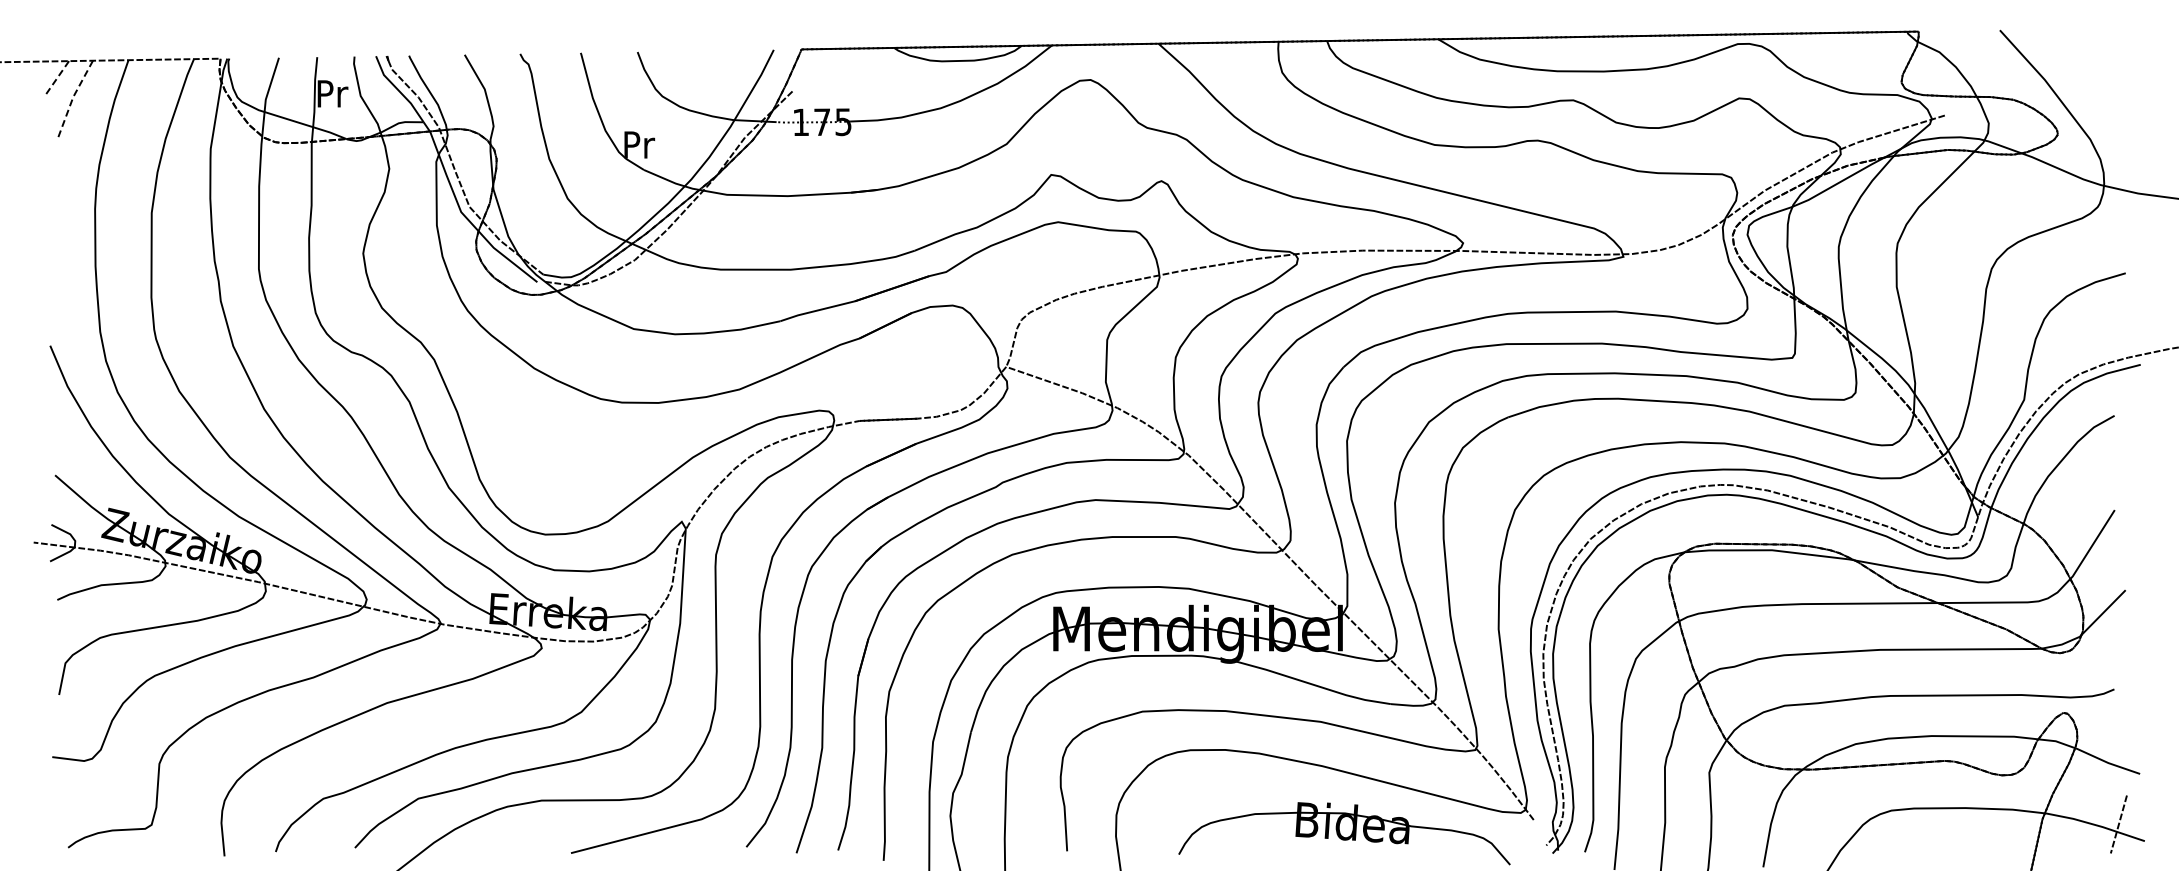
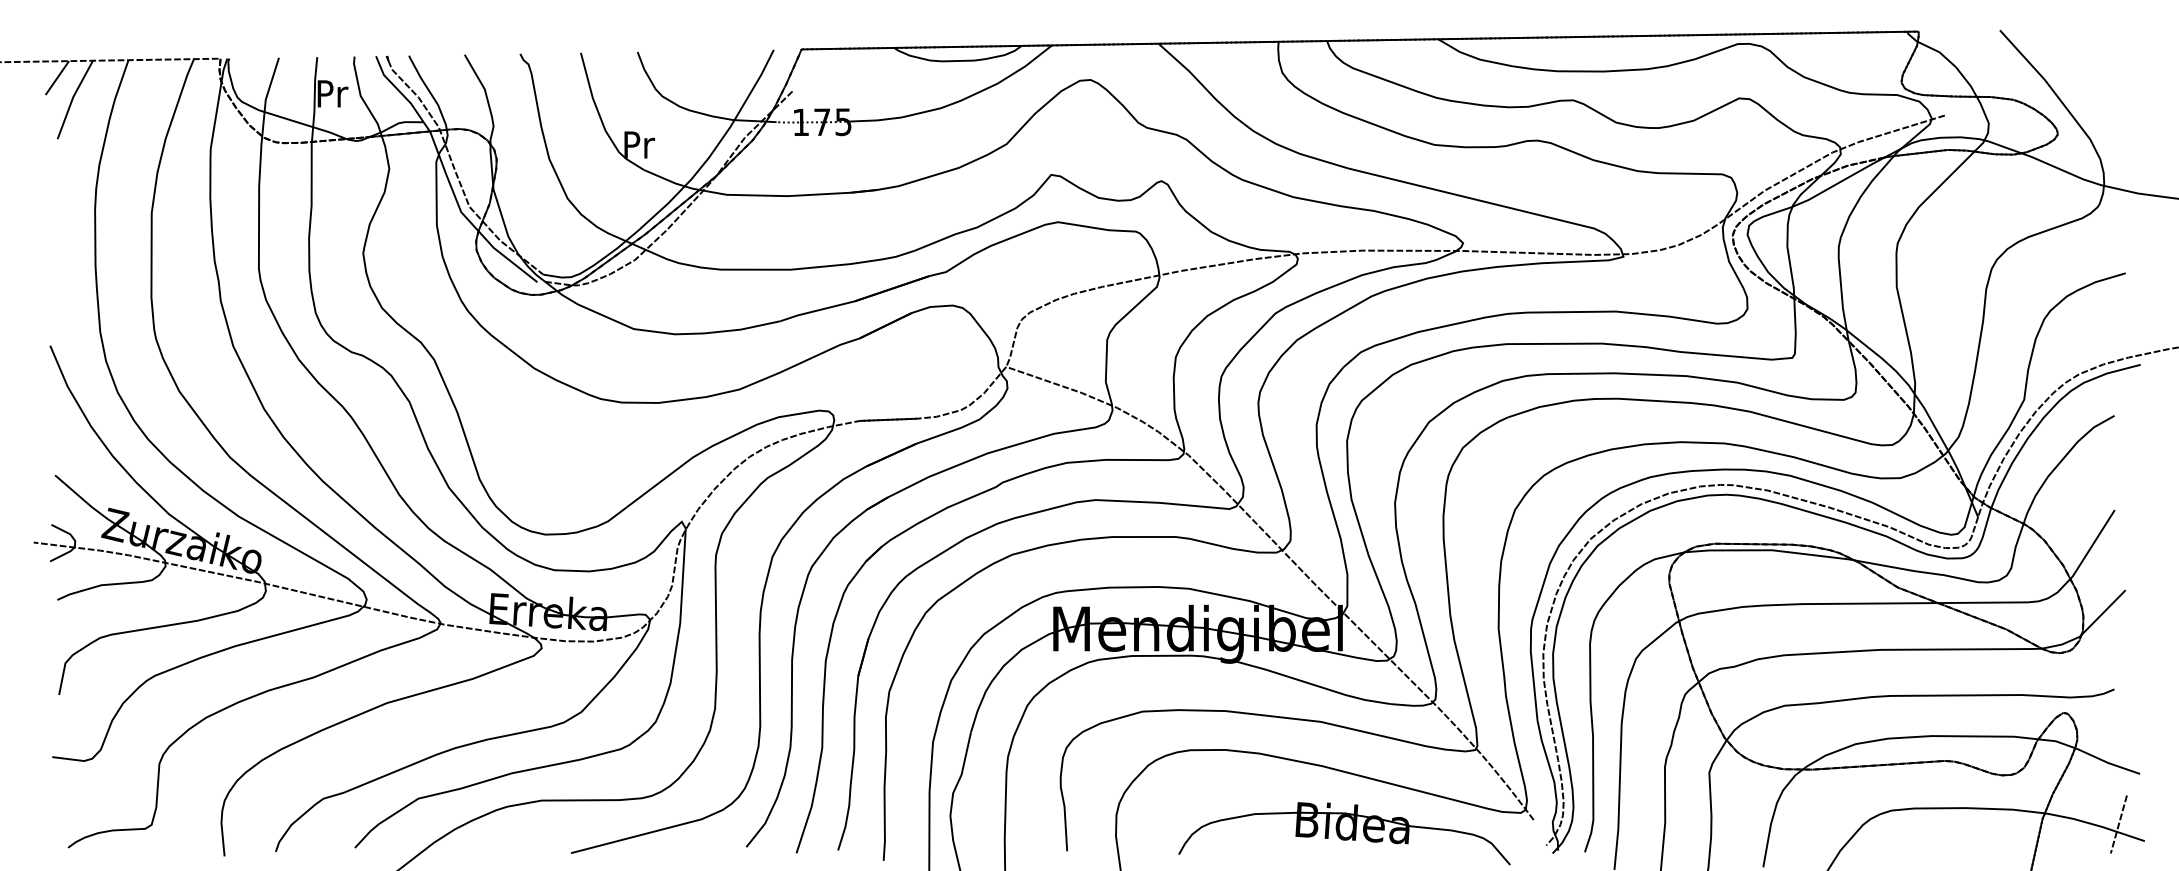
line: dashed -> solid (57, 78)
line: dashed -> solid (72, 98)
